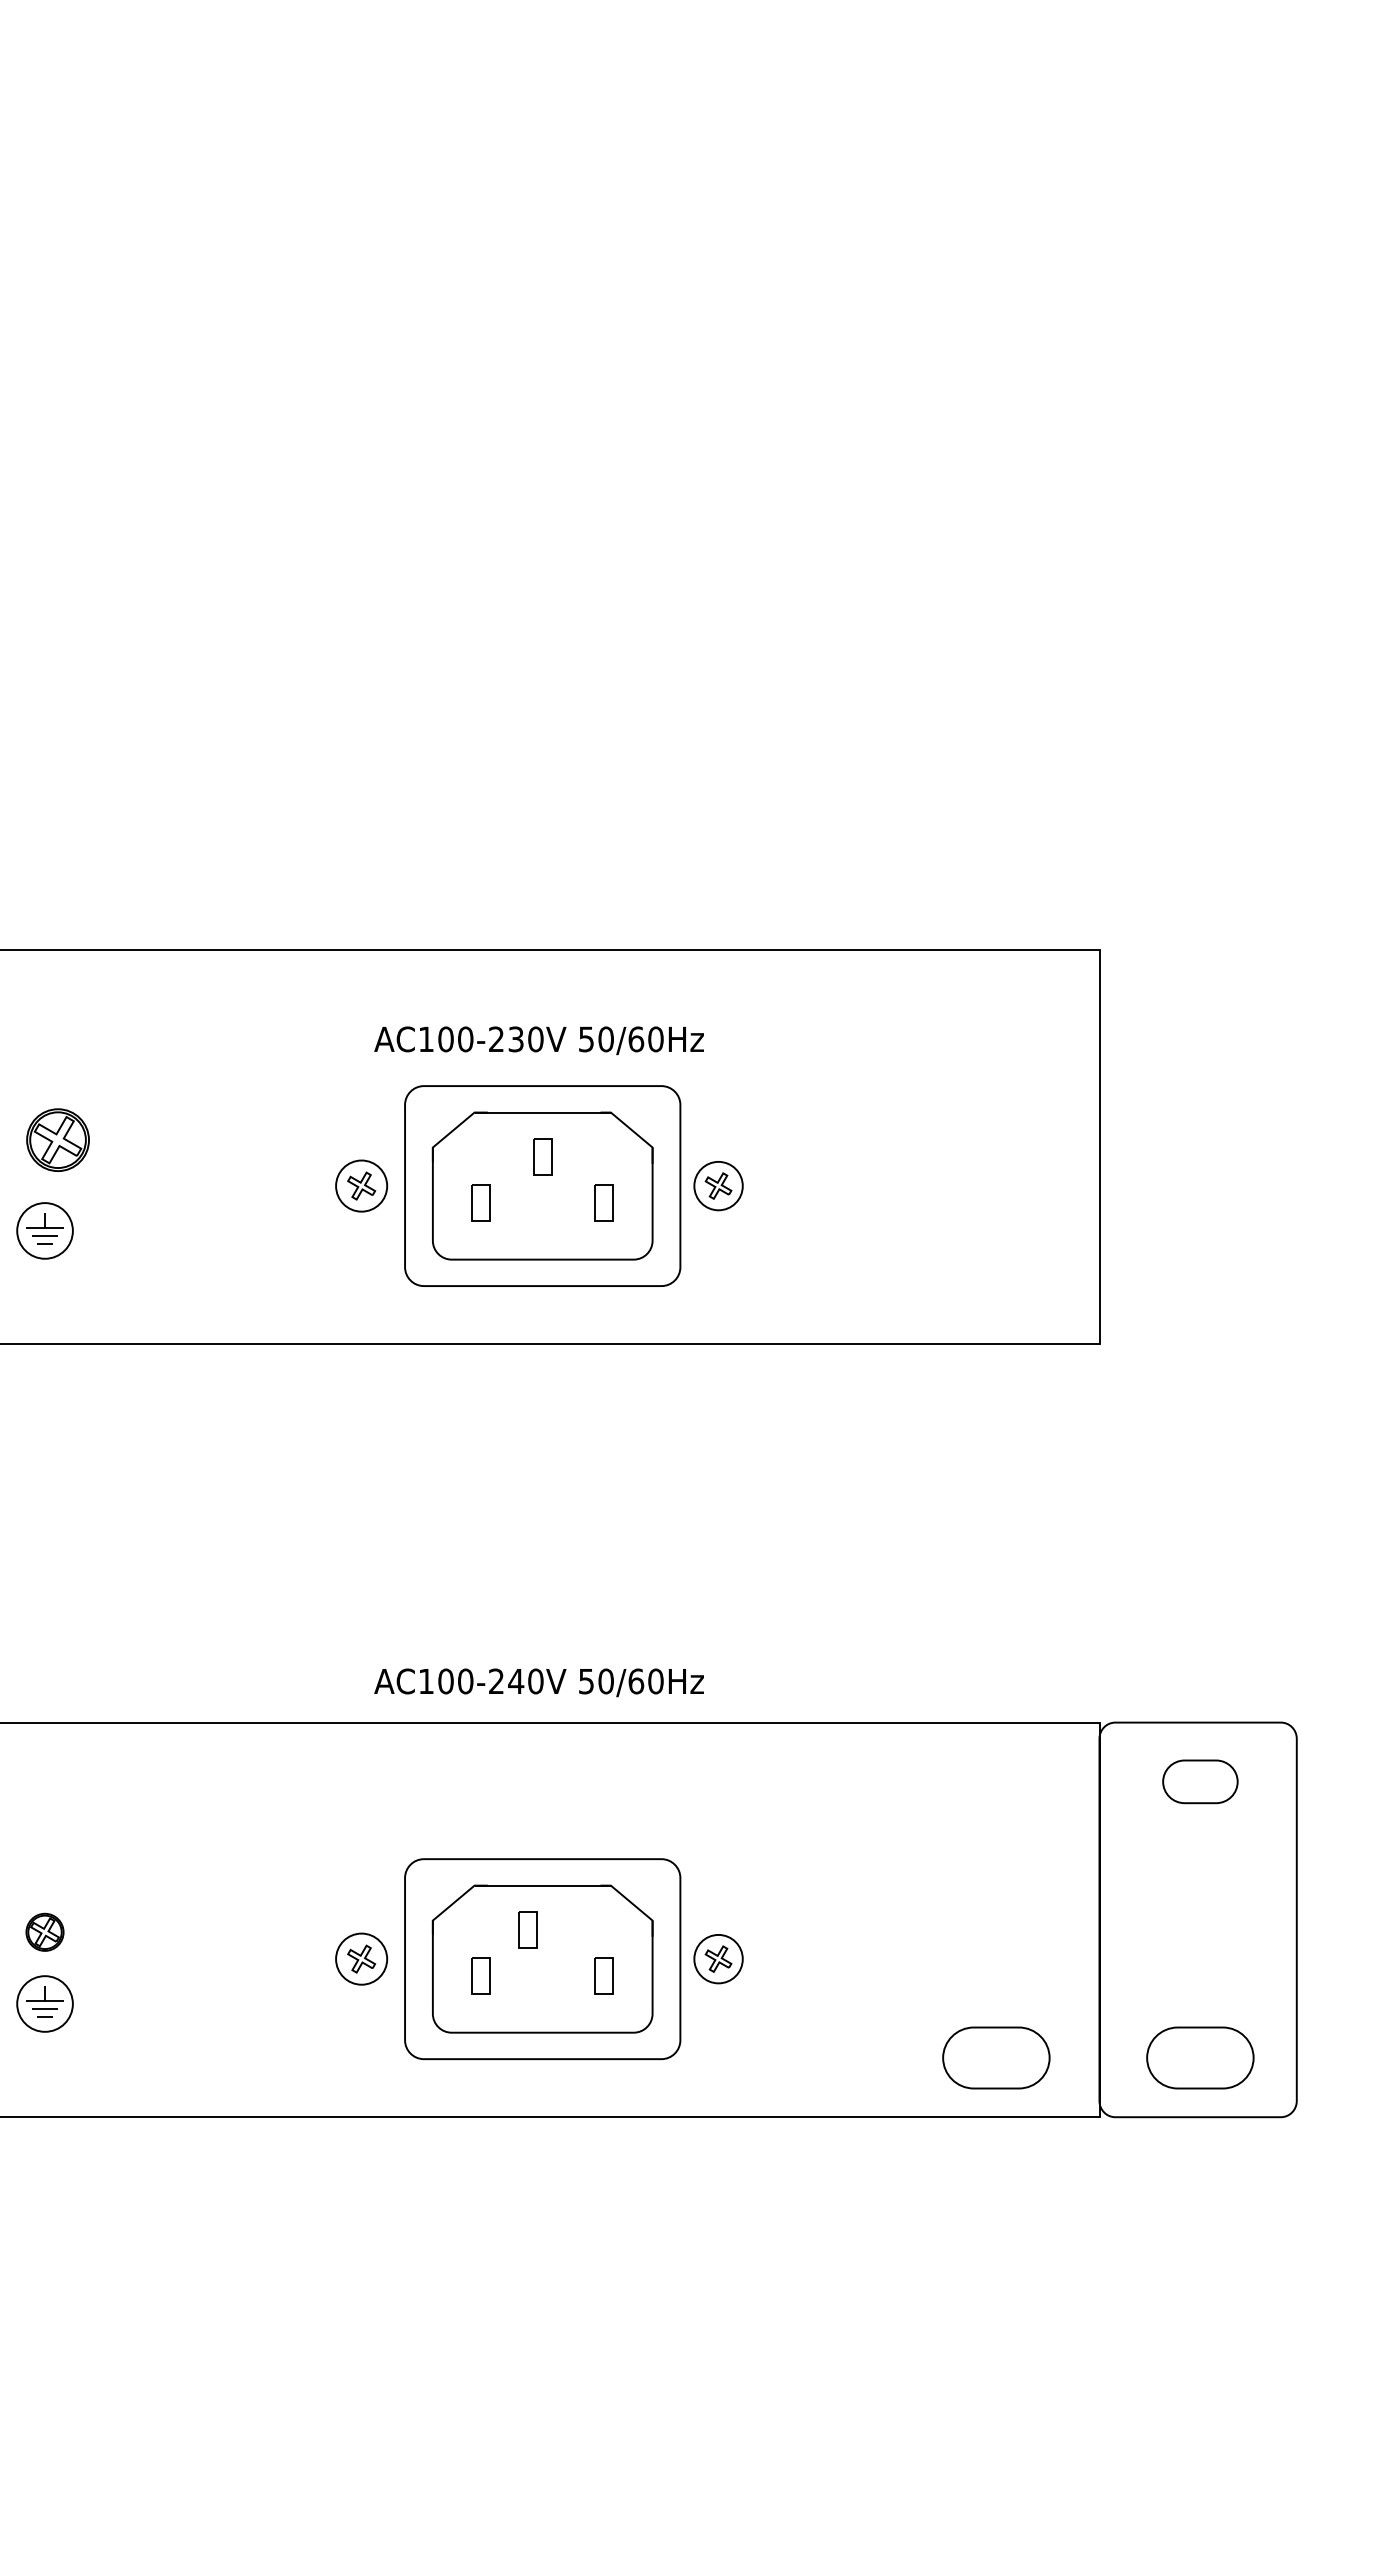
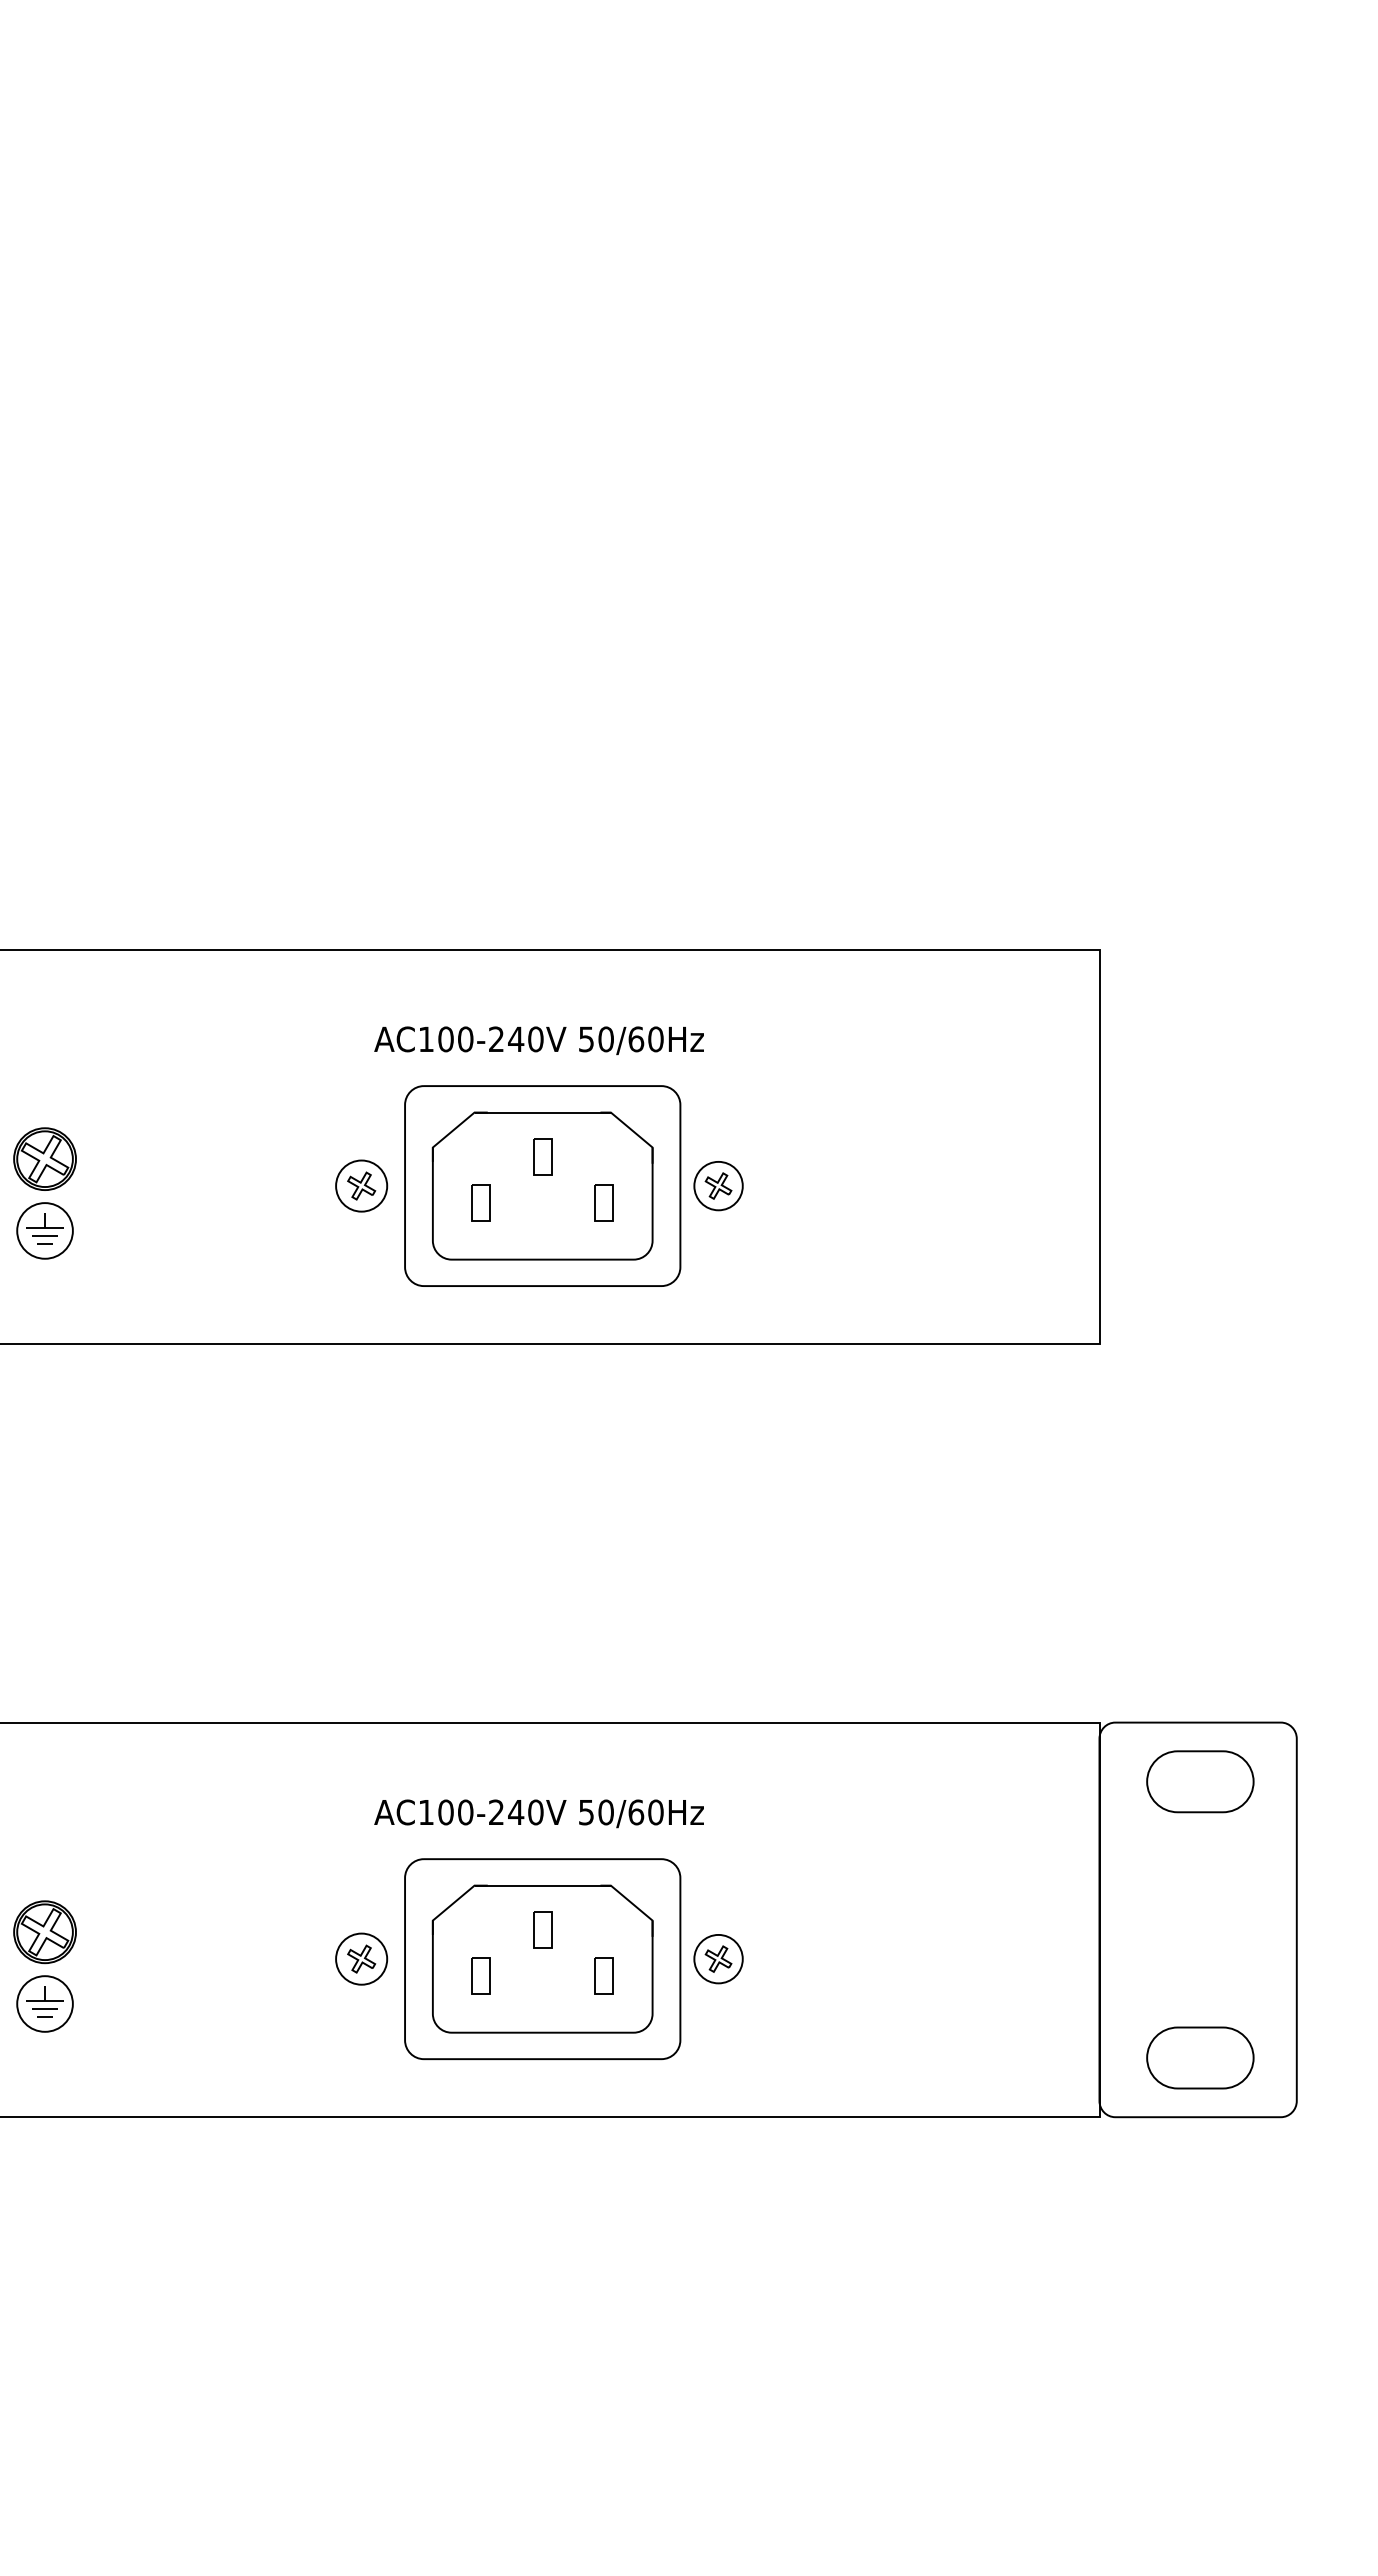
text: AC100-230V -> AC100-240V (516, 1039)
part position: (57, 1139) -> (44, 1158) (44, 1158)
text position: (538, 1682) -> (538, 1813) (538, 1813)
part size: 77x46 px -> 109x64 px (1200, 1781)
part position: (527, 1929) -> (542, 1929) (542, 1929)
part size: 40x40 px -> 64x65 px (44, 1932)
part: present -> none (996, 2057)
